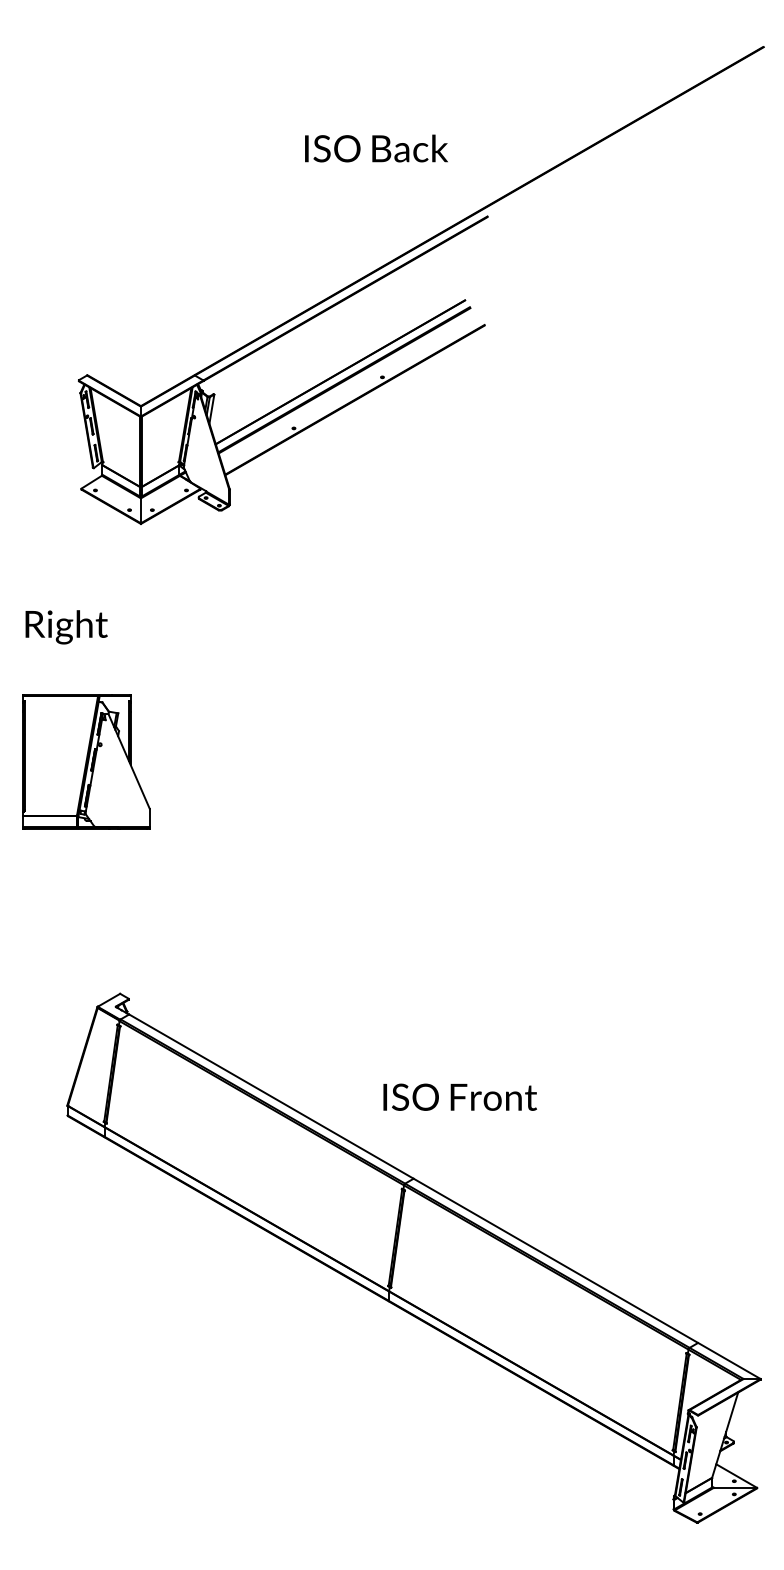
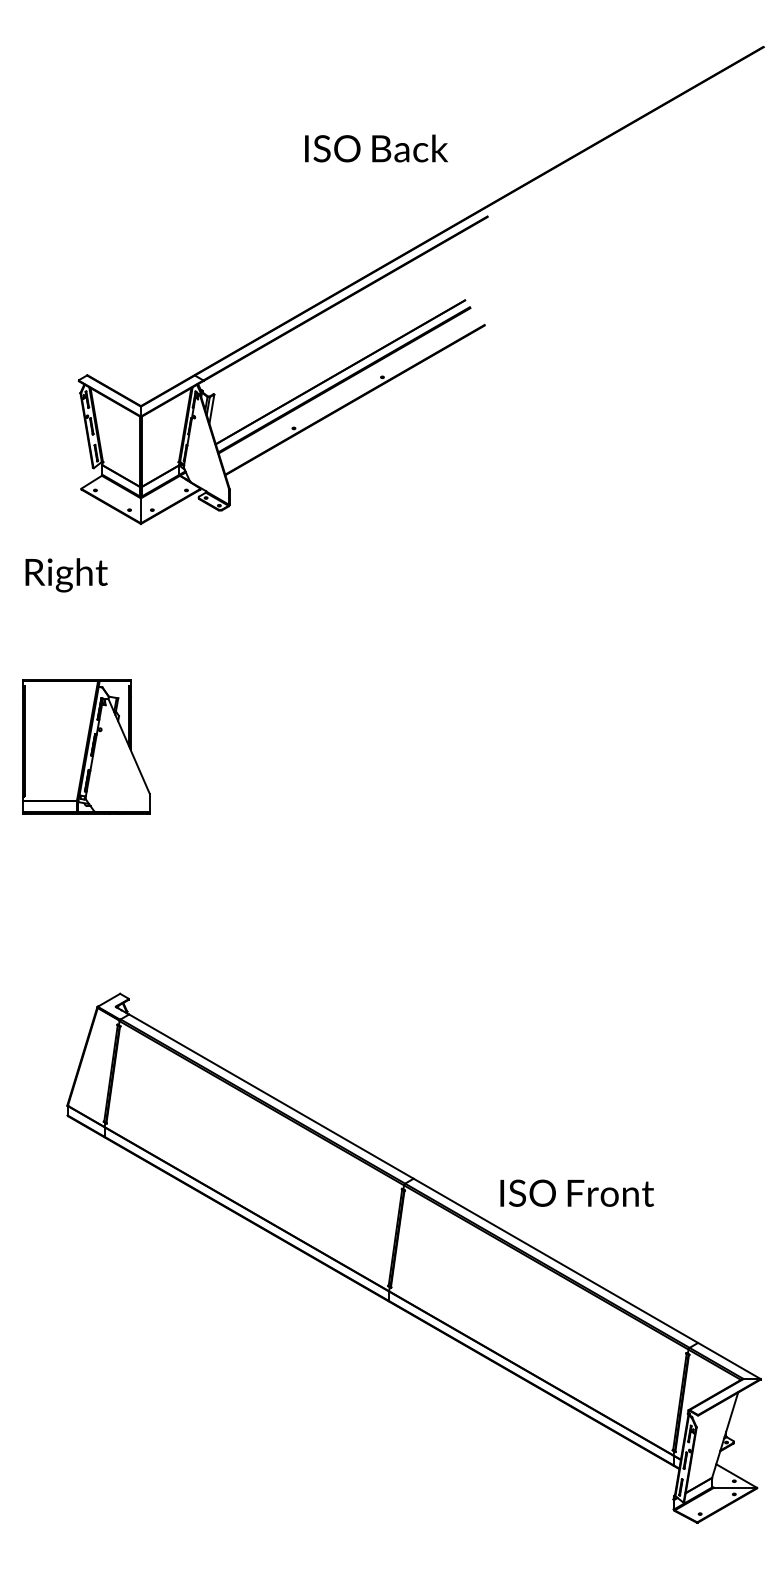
text position: (66, 627) -> (66, 575) (66, 575)
part position: (86, 761) -> (86, 746) (86, 746)
text position: (459, 1096) -> (576, 1192) (576, 1192)
